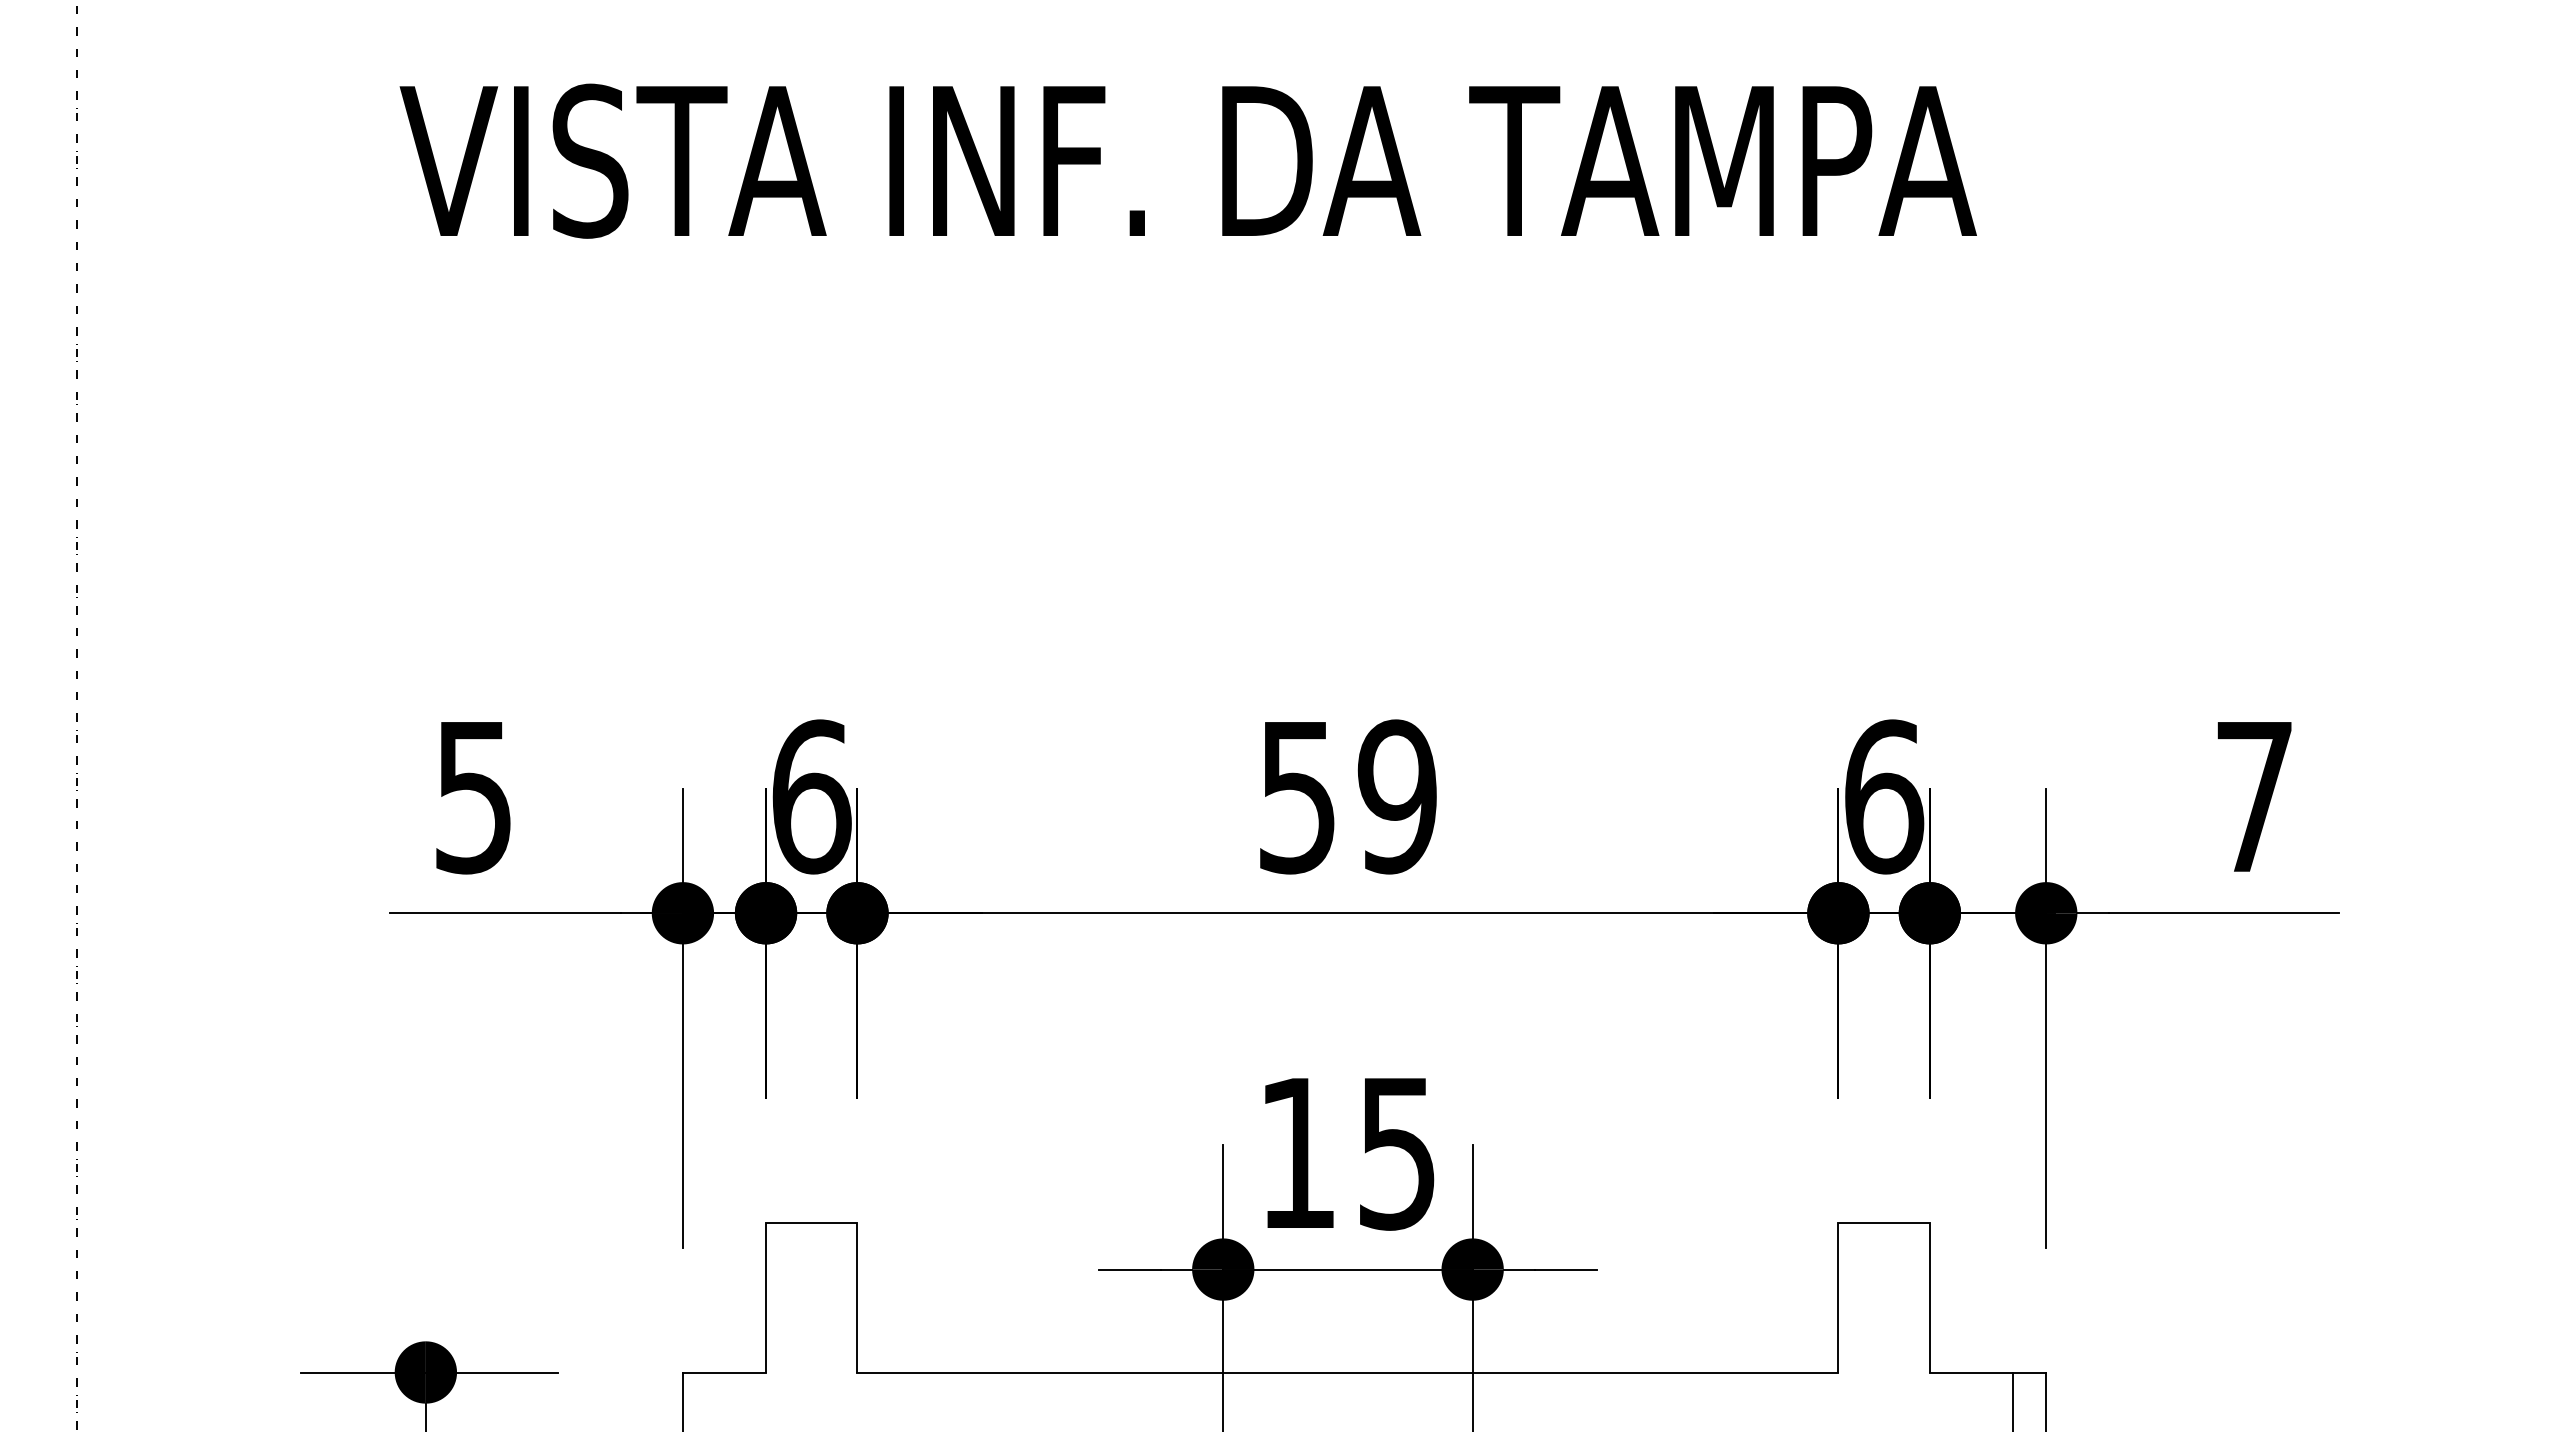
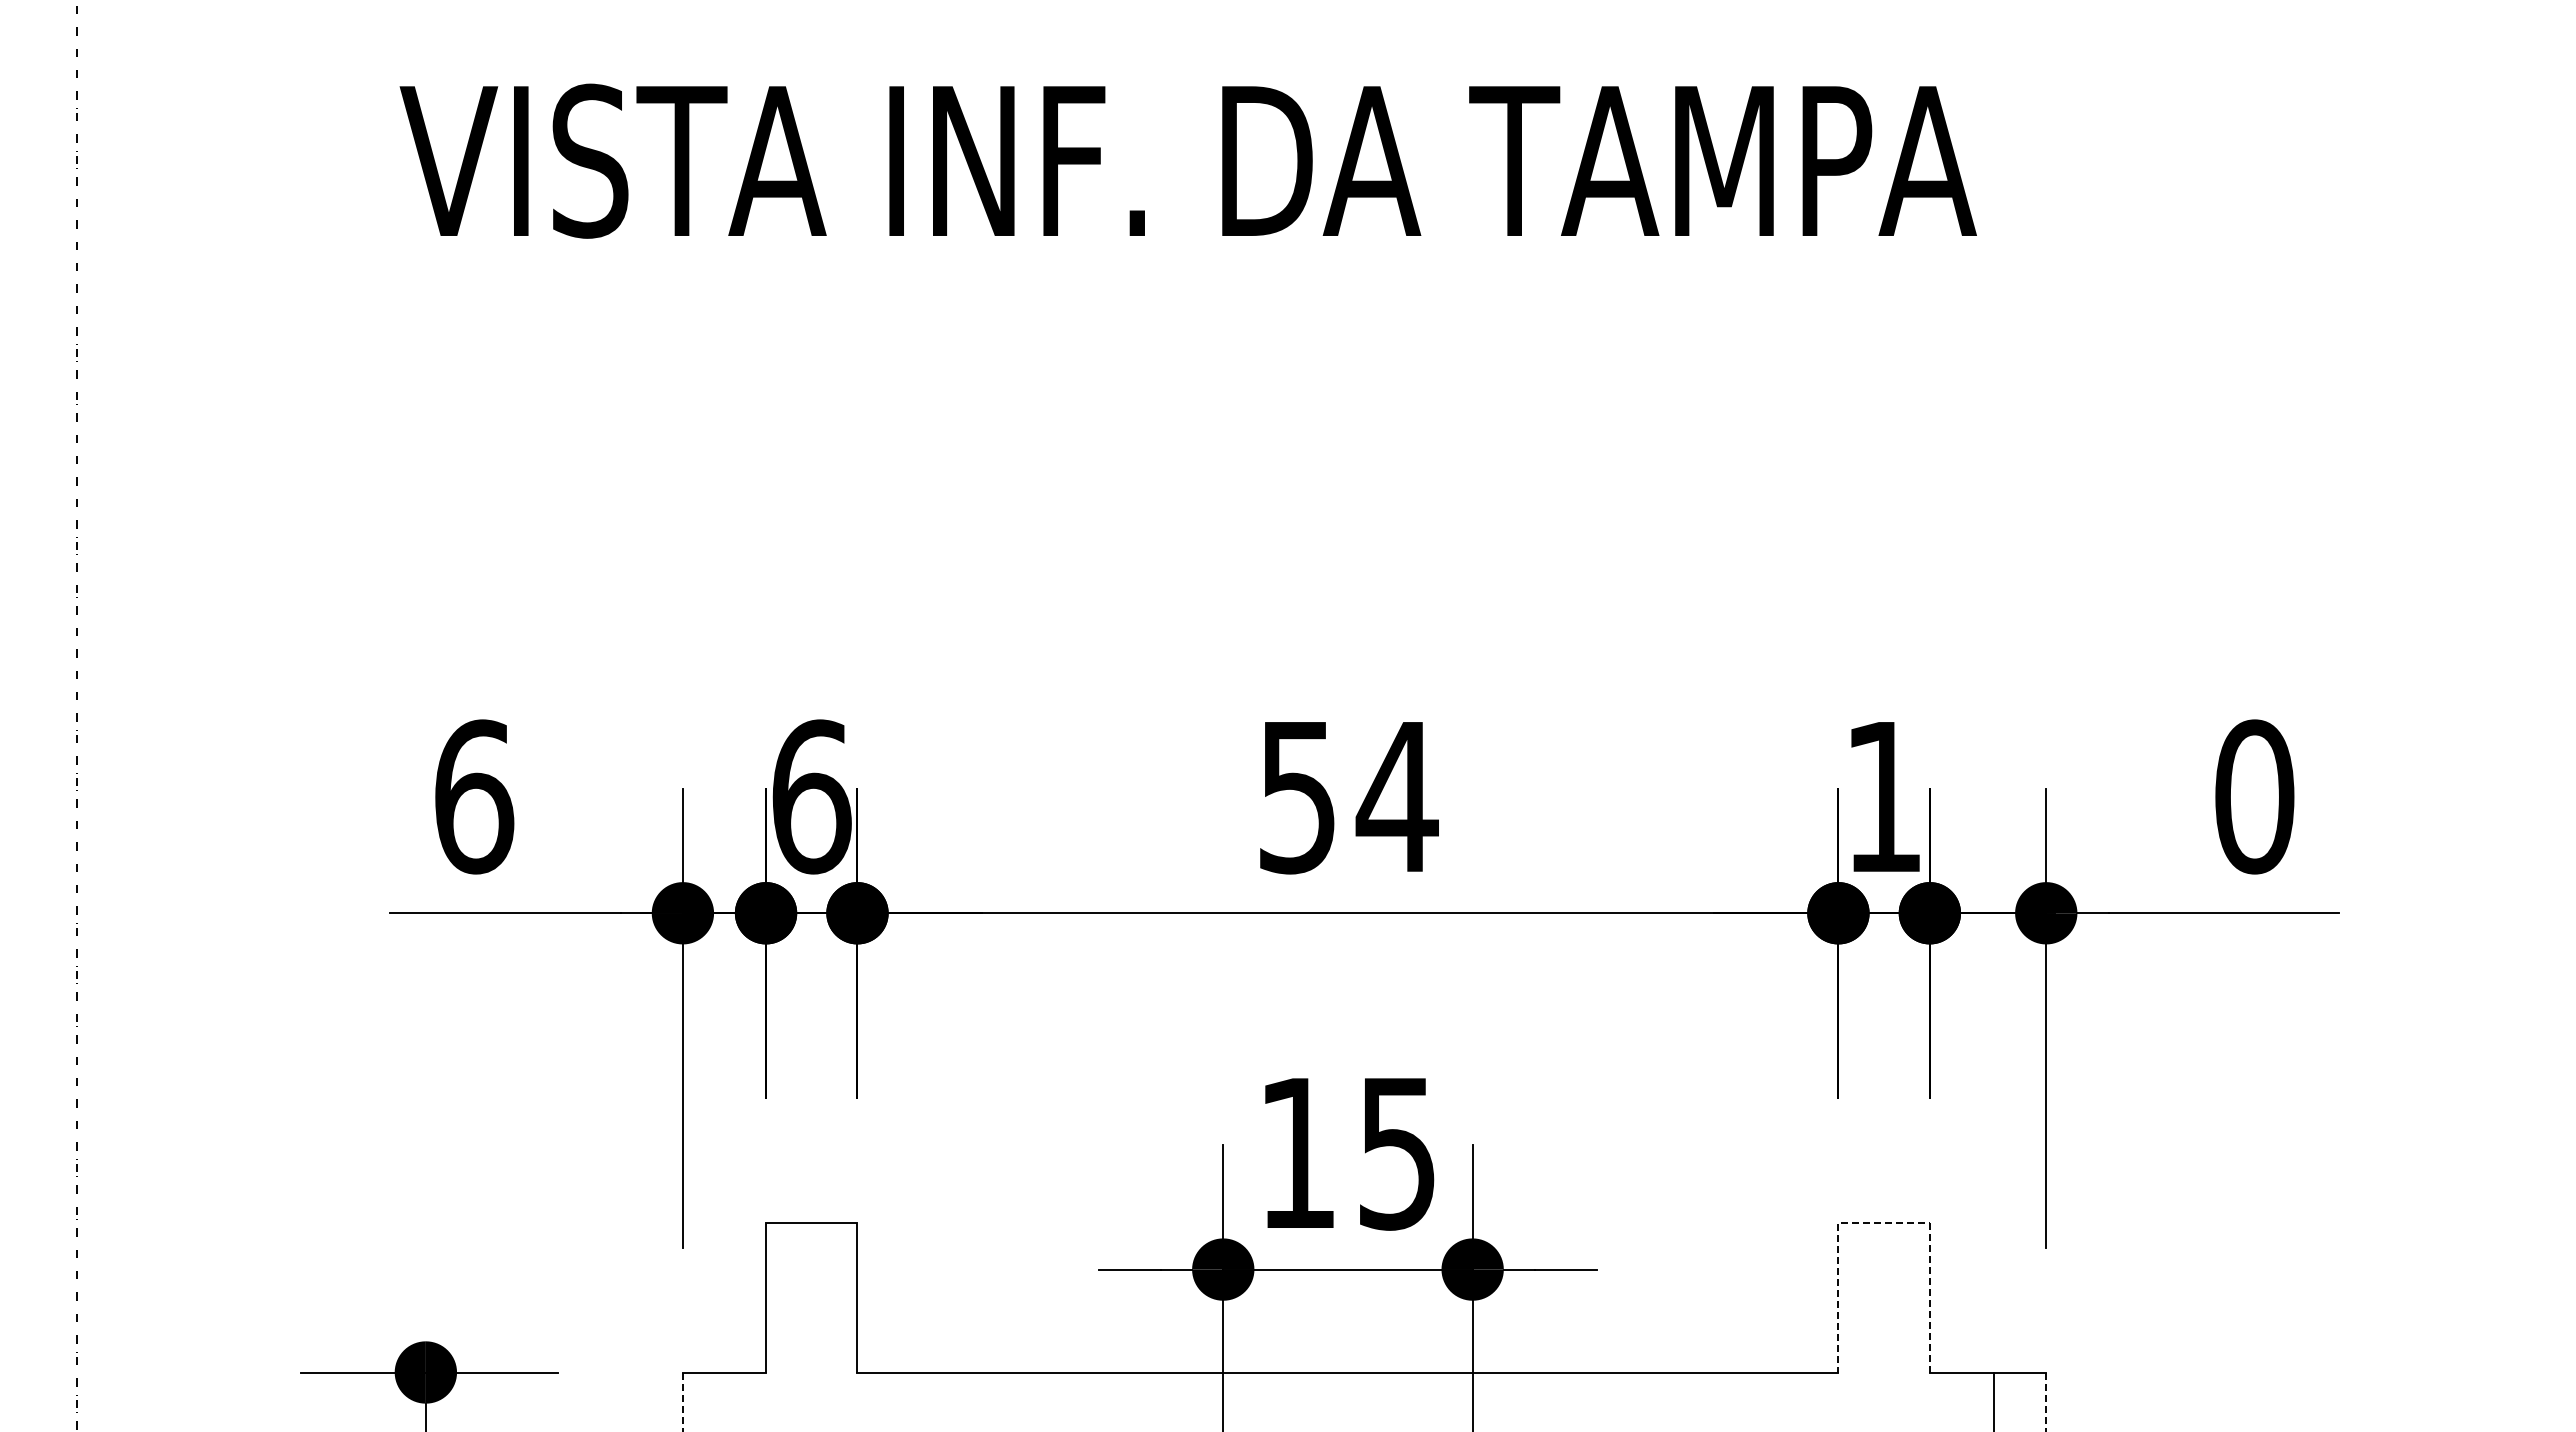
text: 5 -> 6 (474, 796)
text: 59 -> 54 (1396, 796)
text: 6 -> 1 (1884, 796)
text: 7 -> 0 (2254, 796)
line: solid -> dashed (1884, 1222)
line position: (2012, 1400) -> (1993, 1400) (1993, 1400)
line: solid -> dashed (682, 1402)
line: solid -> dashed (2046, 1402)
